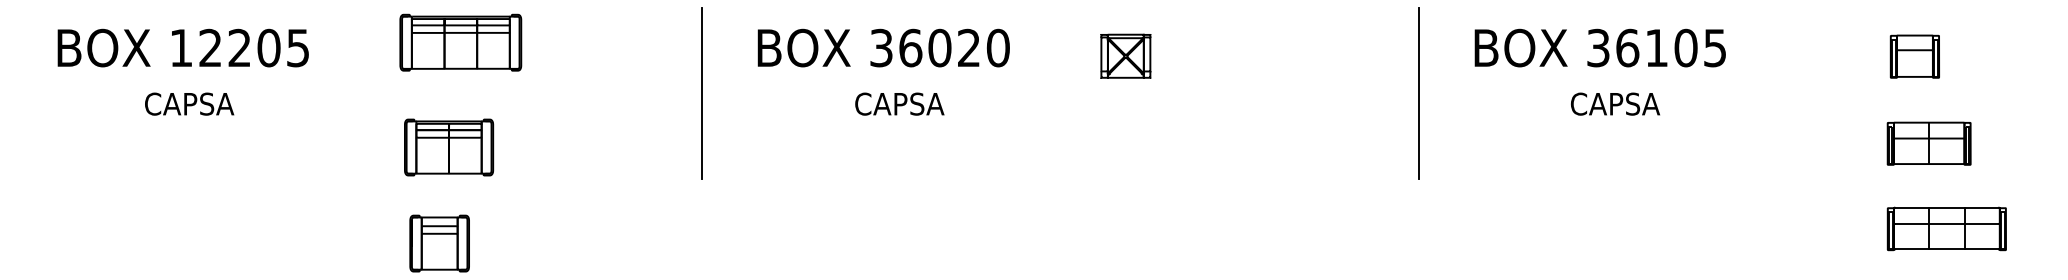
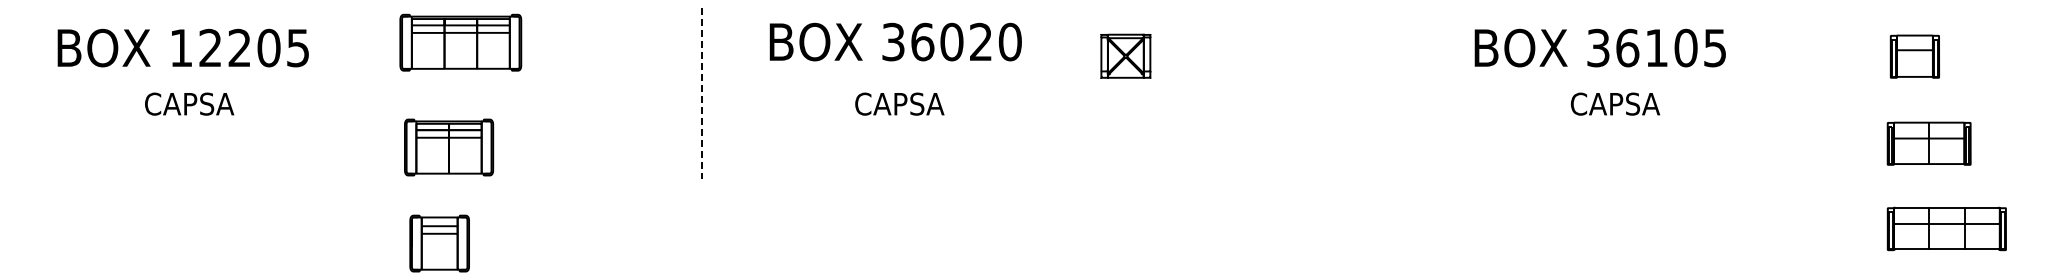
text position: (883, 47) -> (895, 41) (895, 41)
line: solid -> dashed (701, 93)
line: present -> none (1418, 93)
